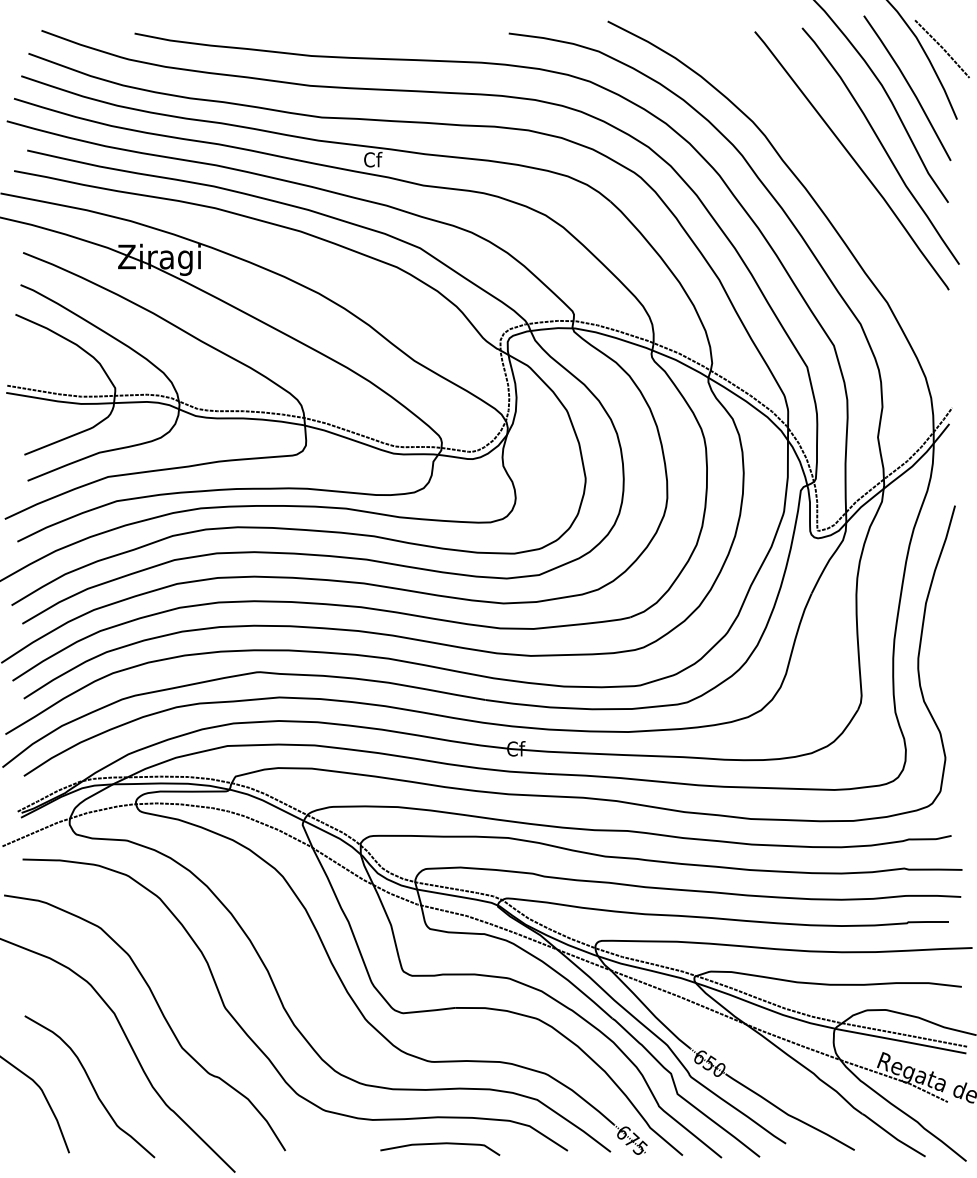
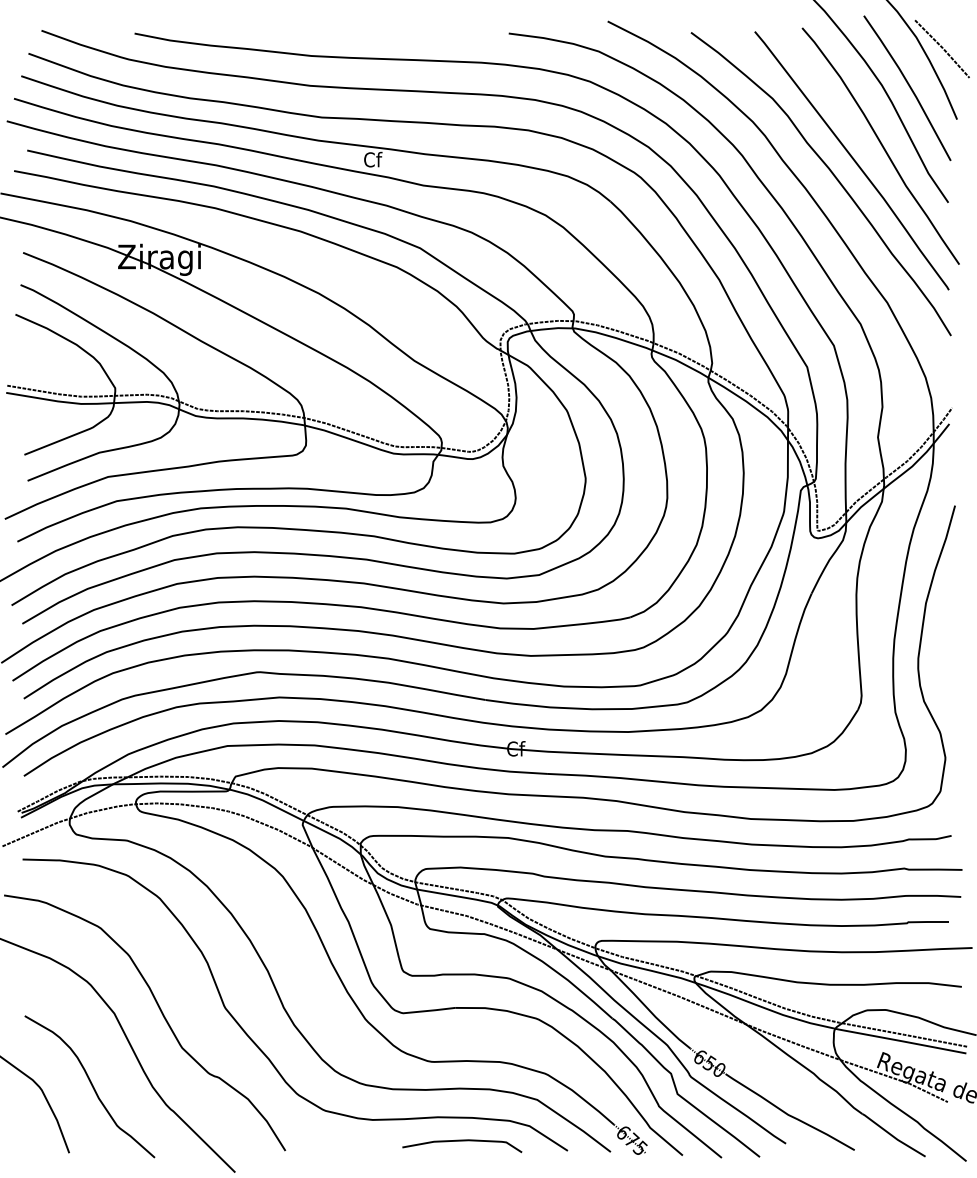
curve: none -> present (833, 176)
curve position: (440, 1144) -> (462, 1141) (462, 1141)
